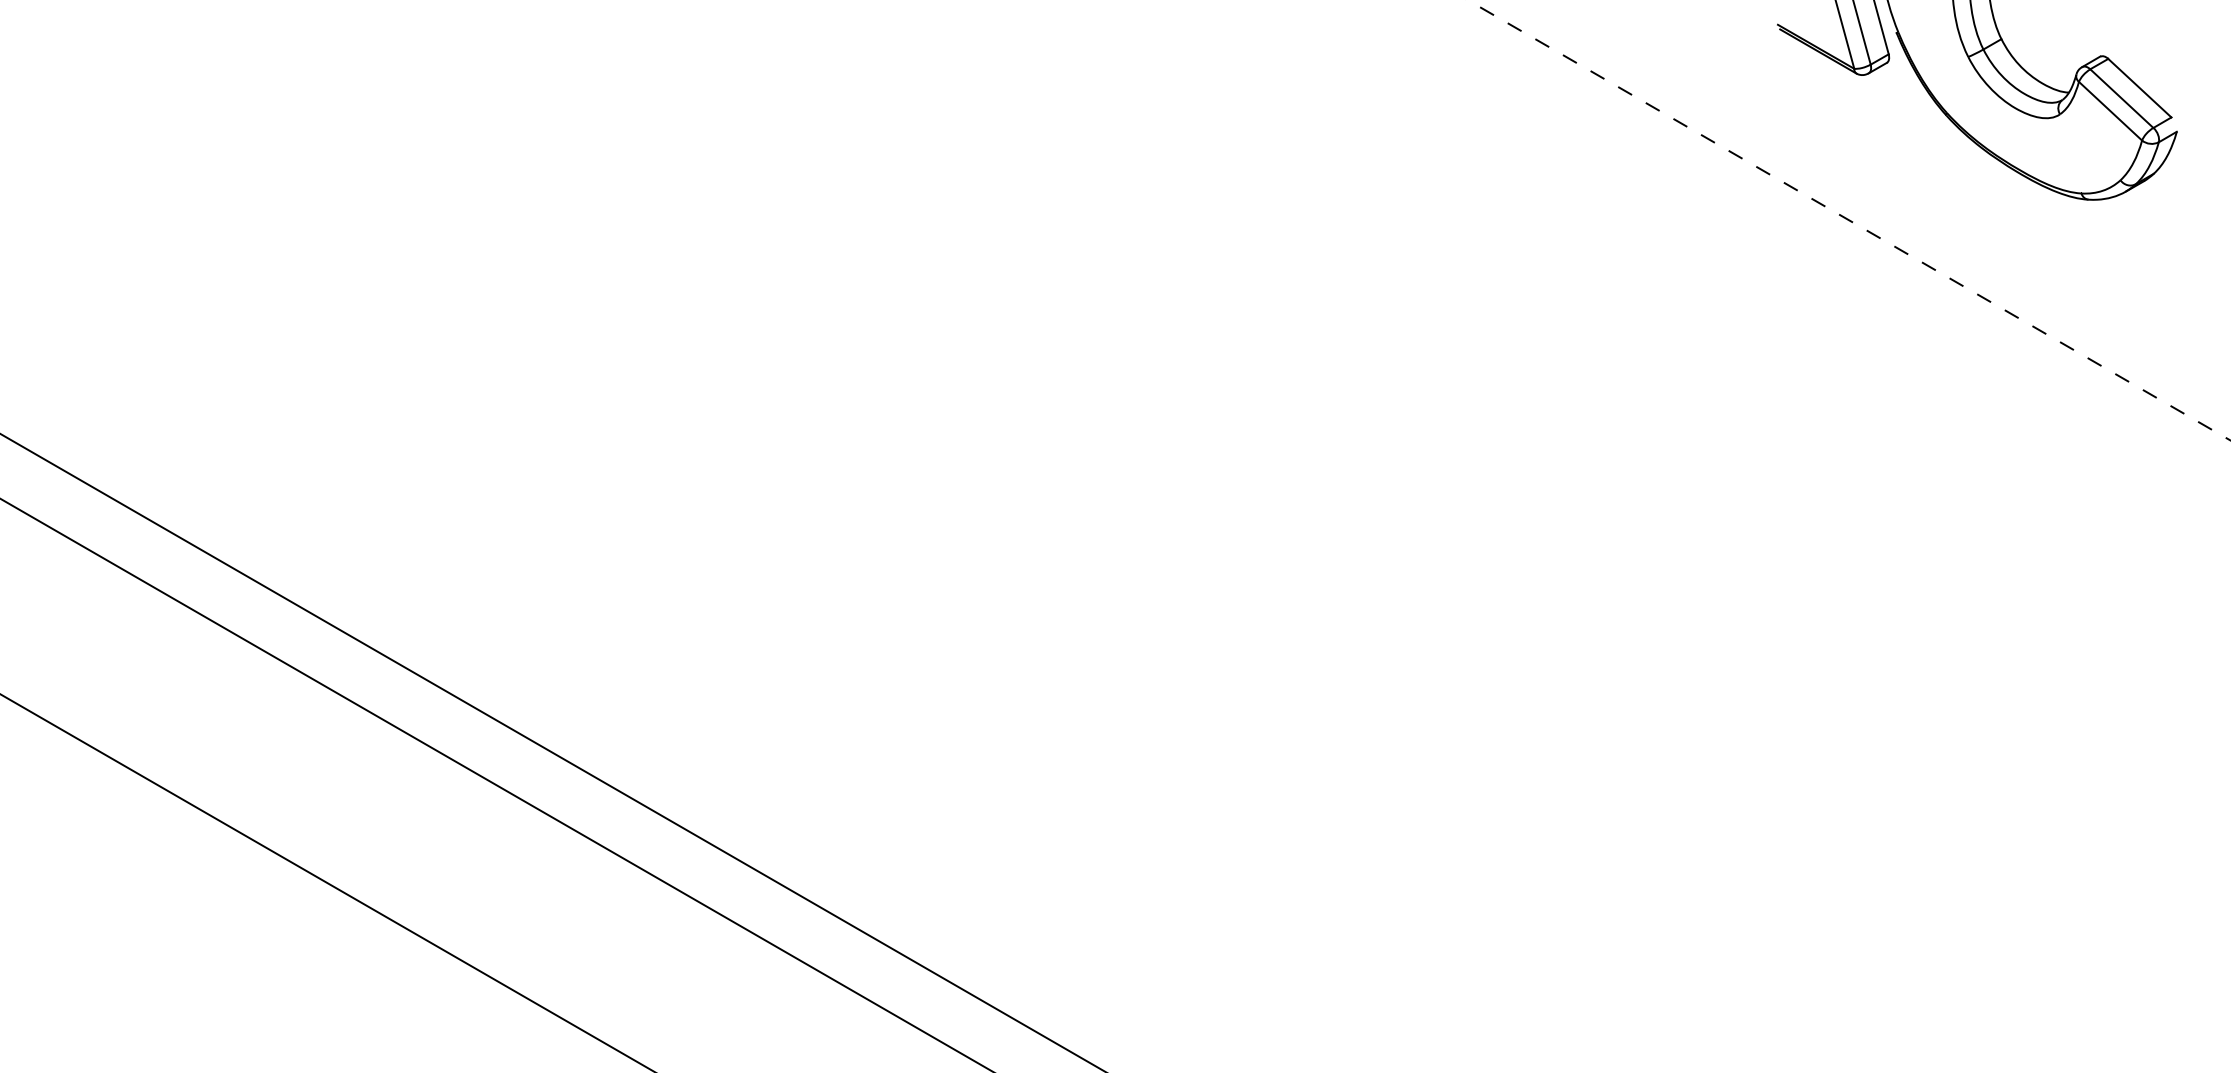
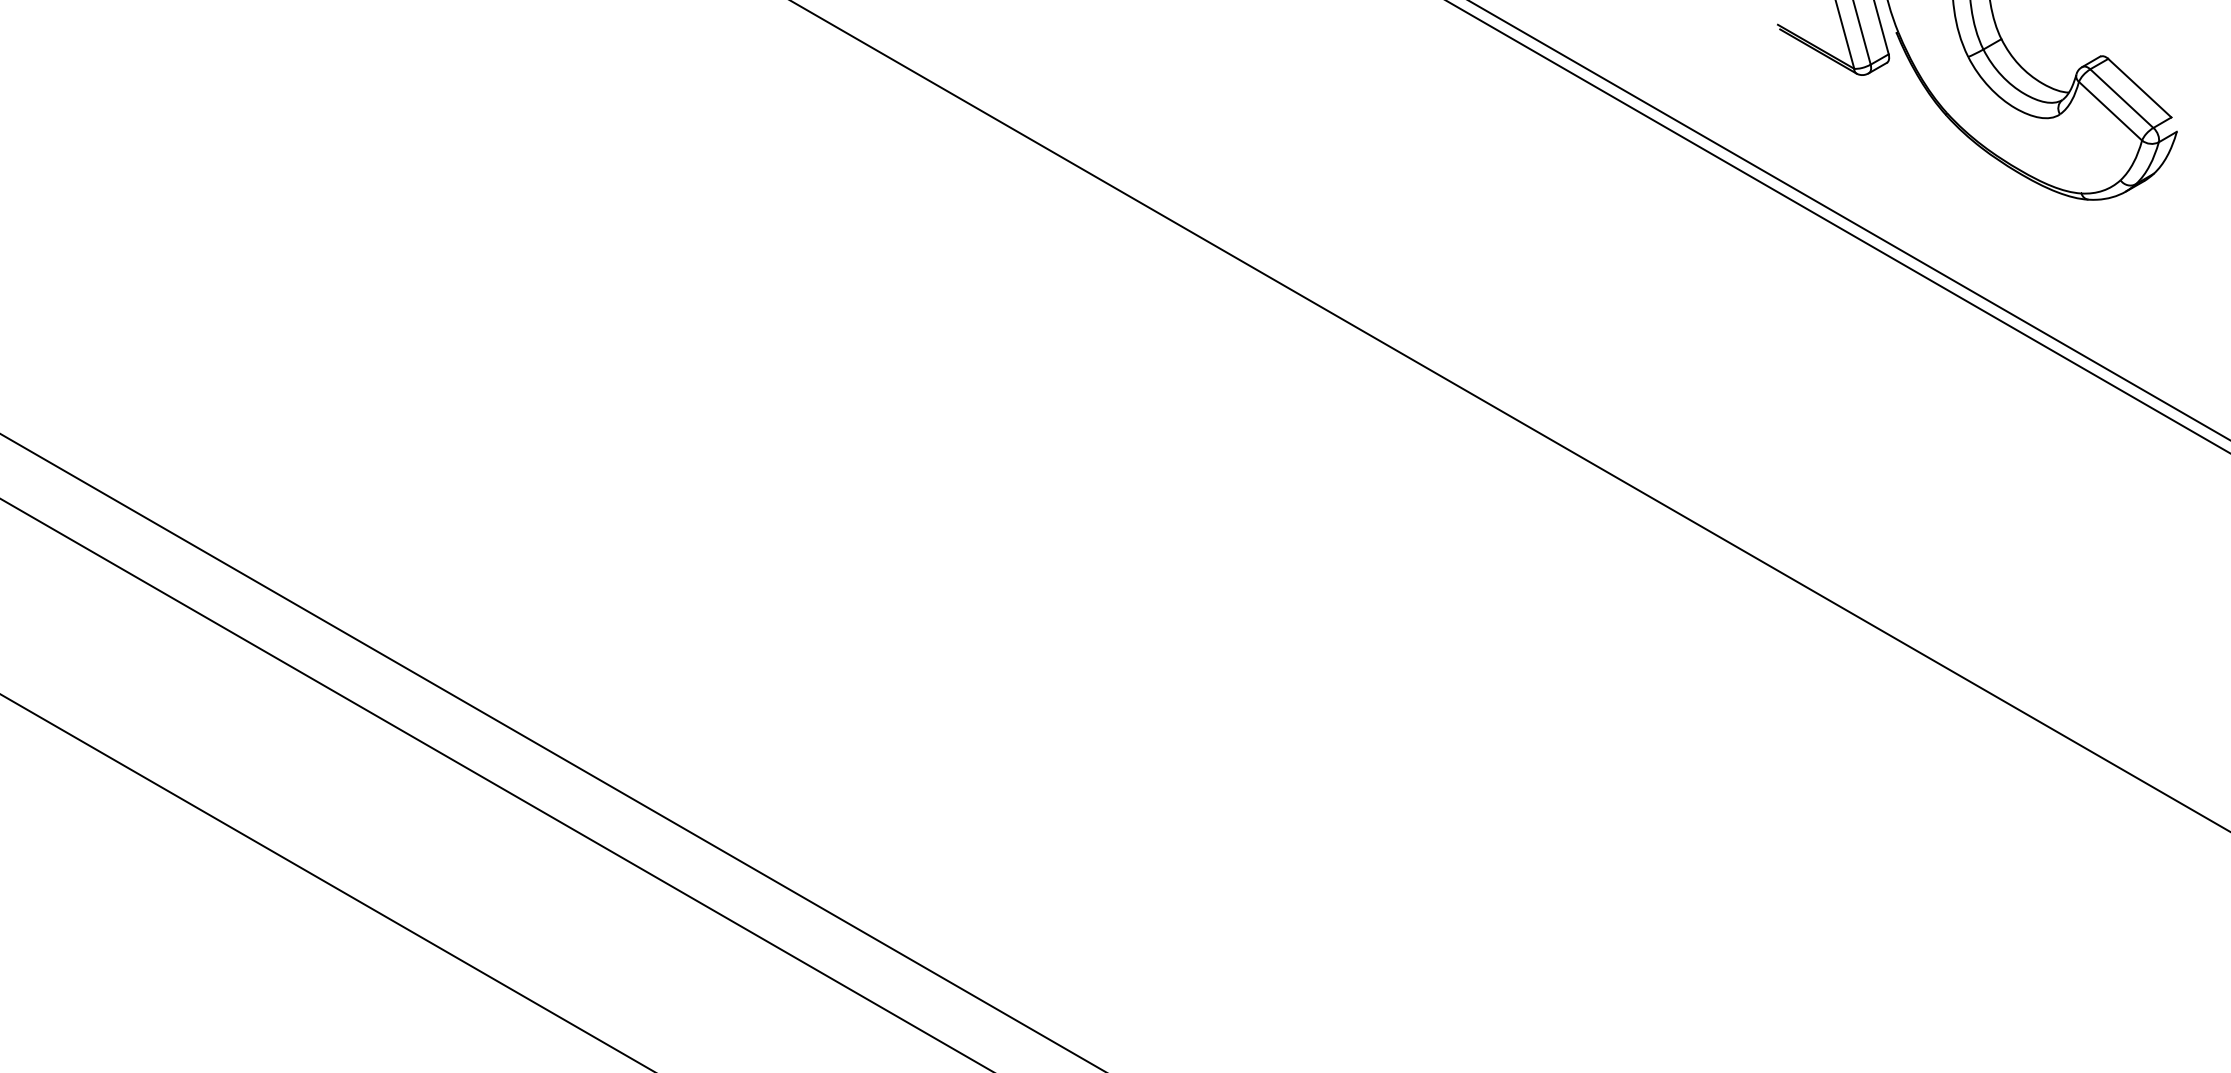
line: dashed -> solid (1848, 220)
line: none -> present (1838, 226)
line: none -> present (1510, 416)
